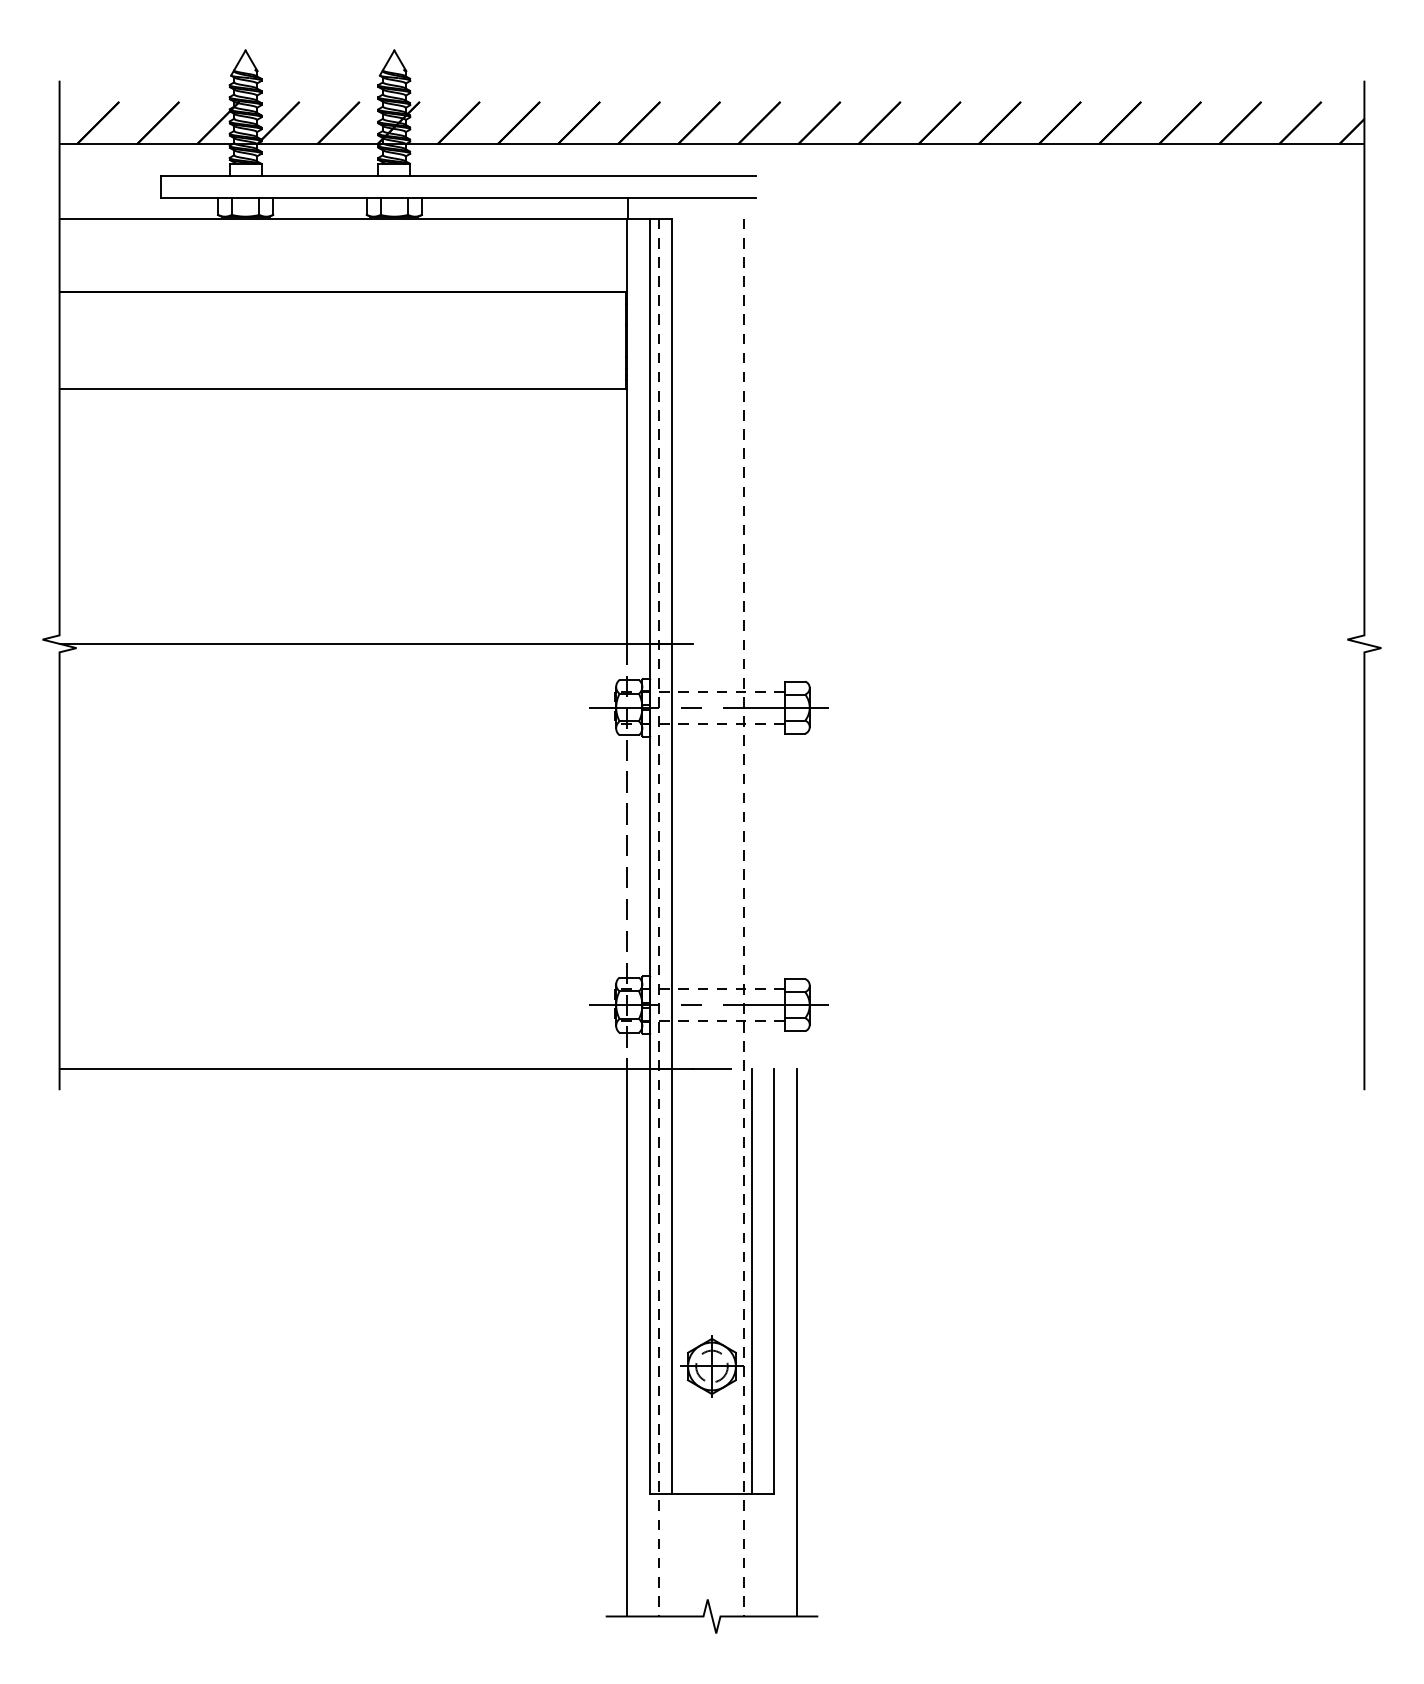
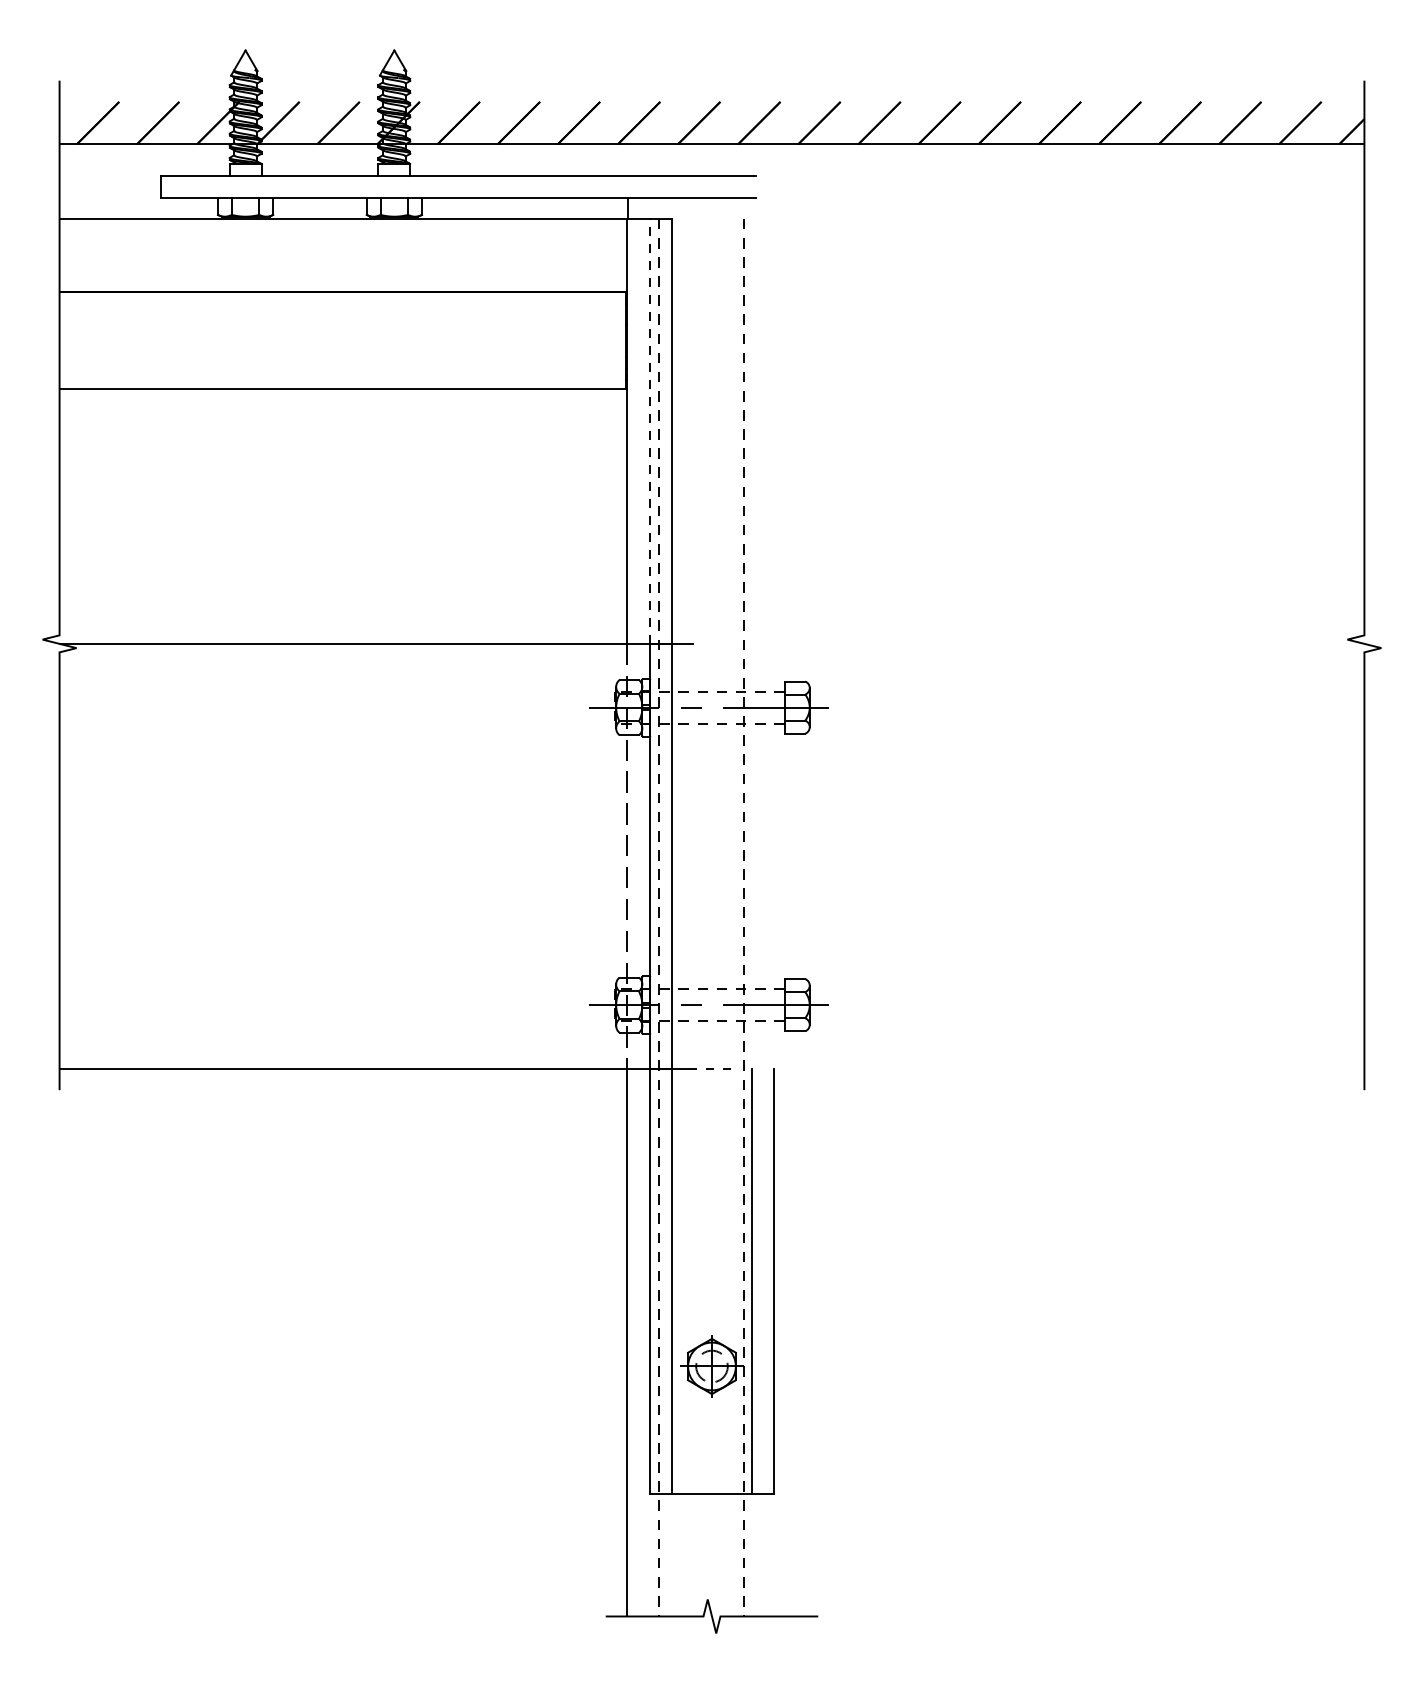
line: solid -> dashed (650, 431)
line: solid -> dashed (711, 1068)
line: present -> none (797, 1342)
